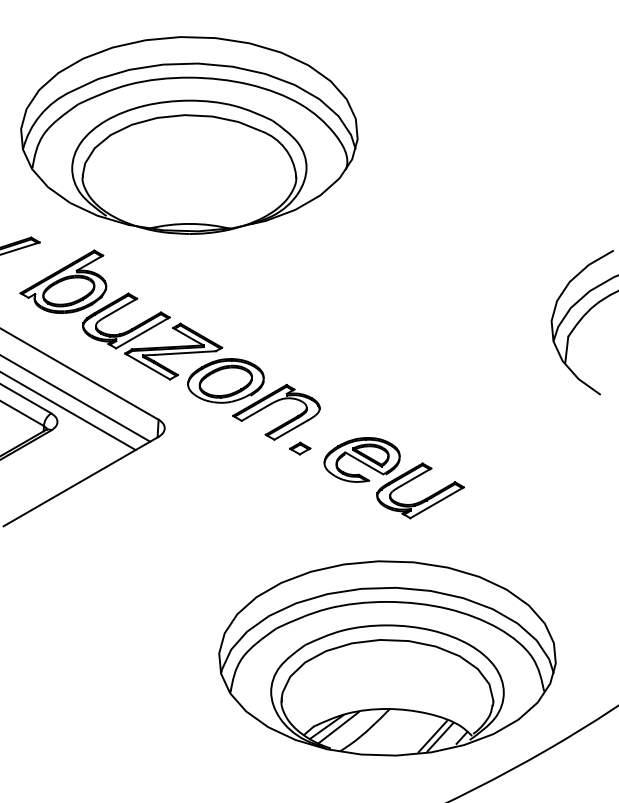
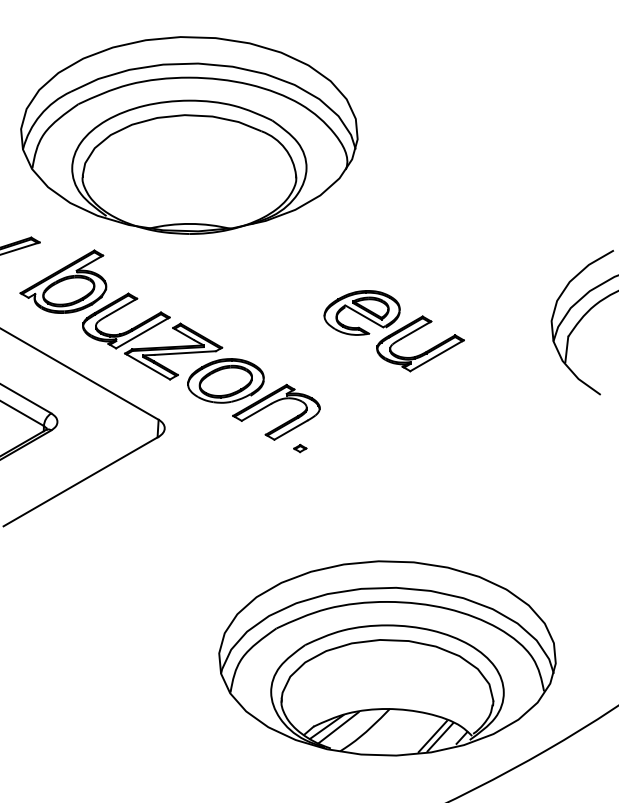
line: present -> none (76, 398)
line: present -> none (68, 411)
part size: 23x15 px -> 15x11 px (300, 448)
part position: (393, 478) -> (393, 331) (393, 331)
